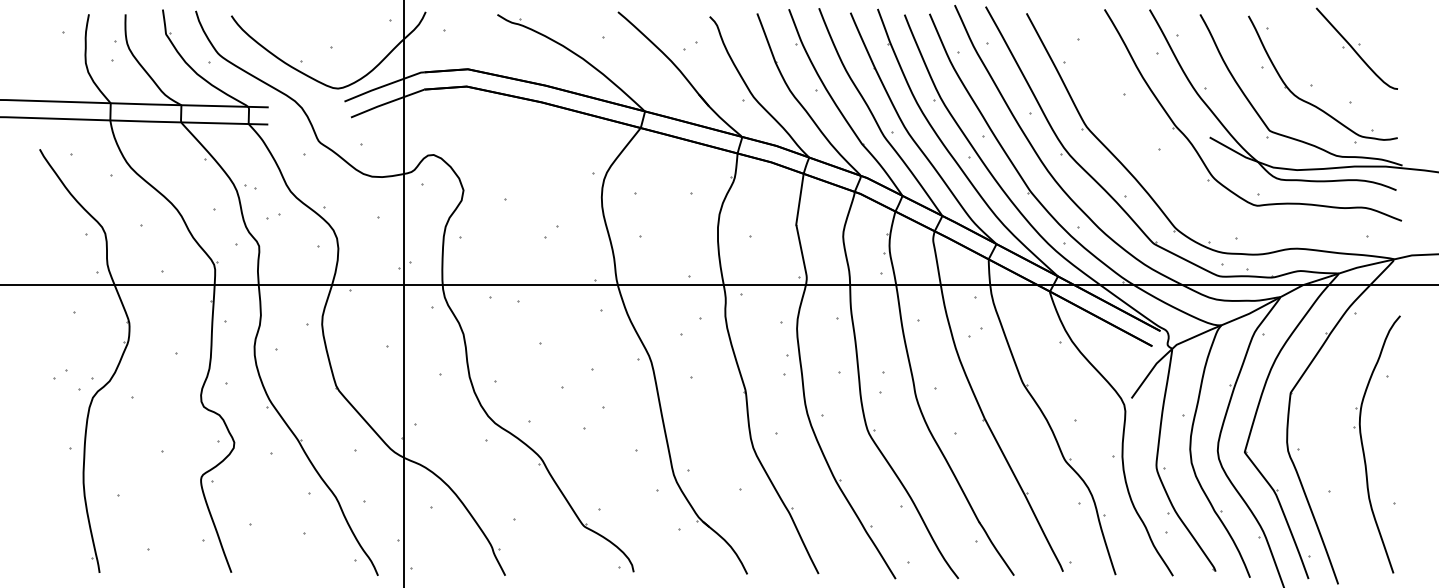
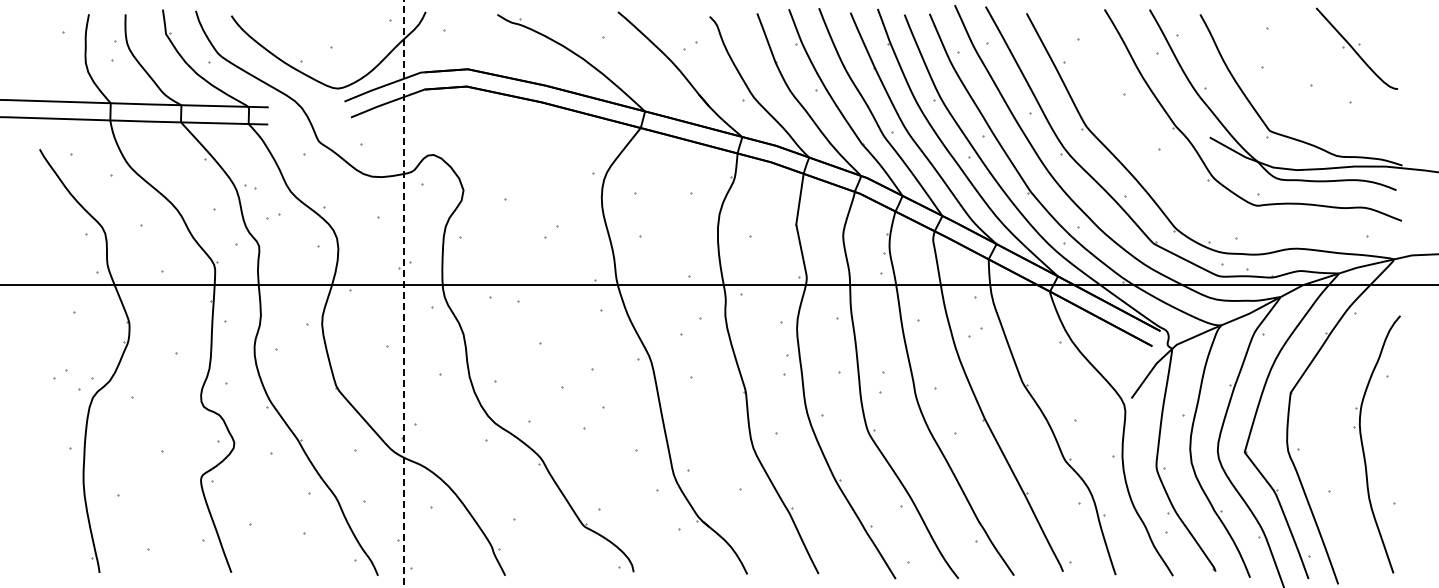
part: present -> none (1311, 103)
line: solid -> dashed (404, 294)
